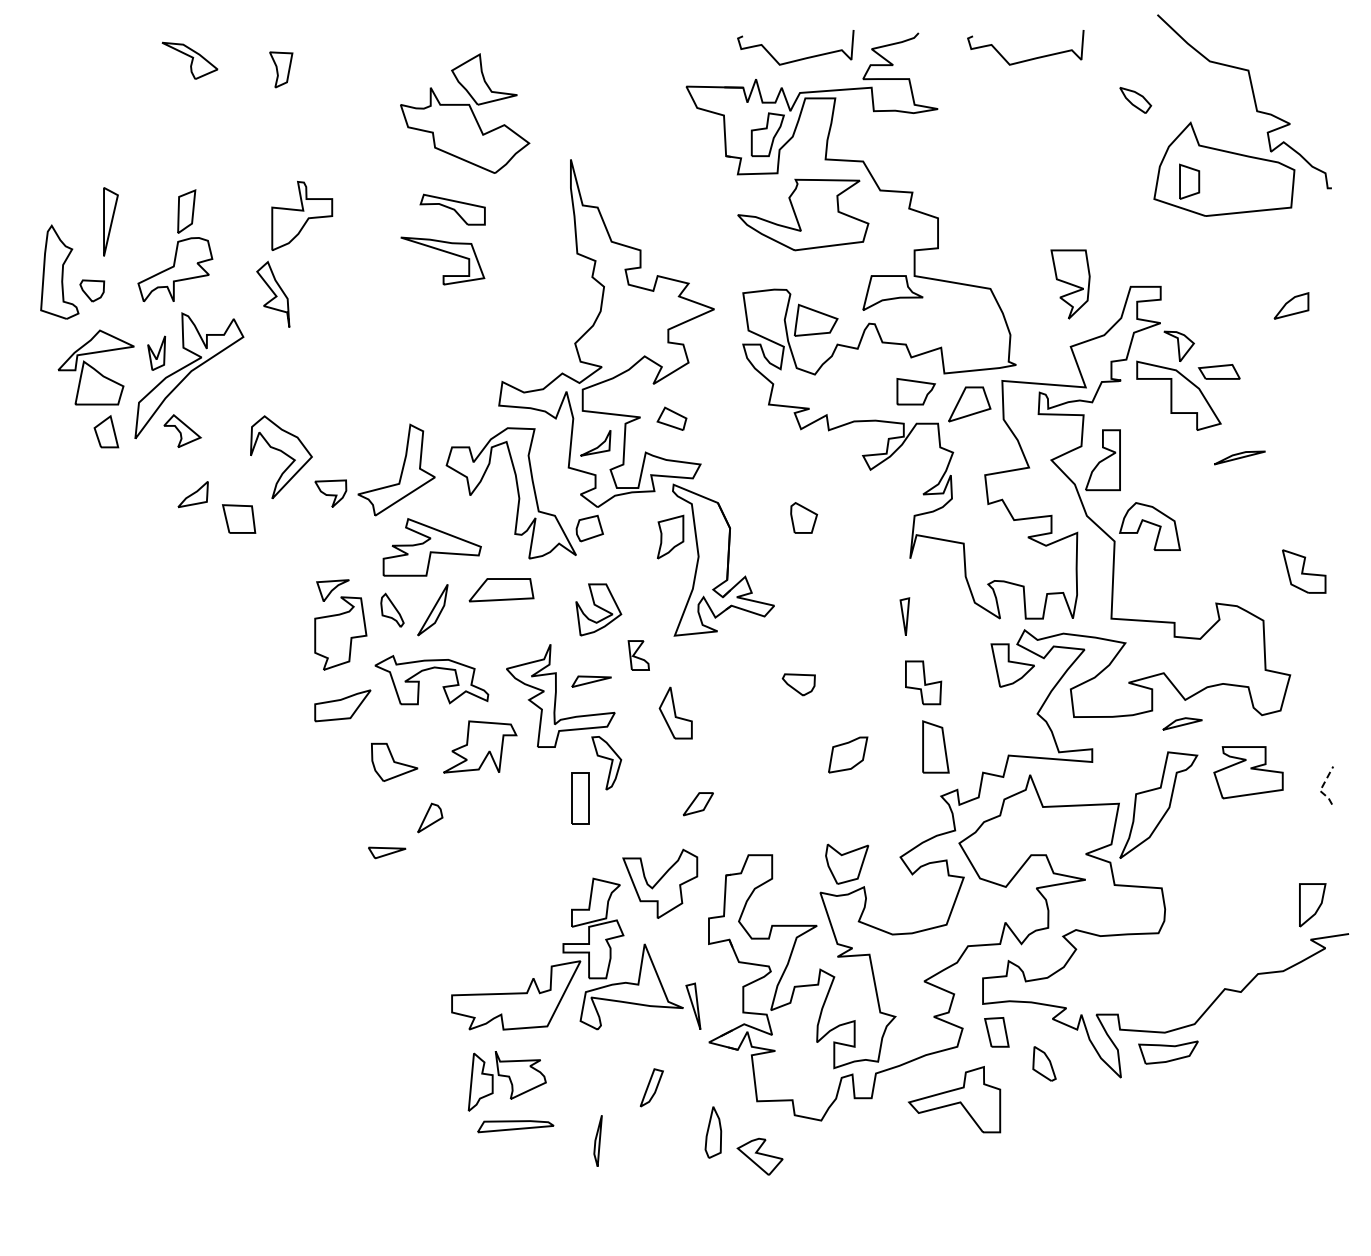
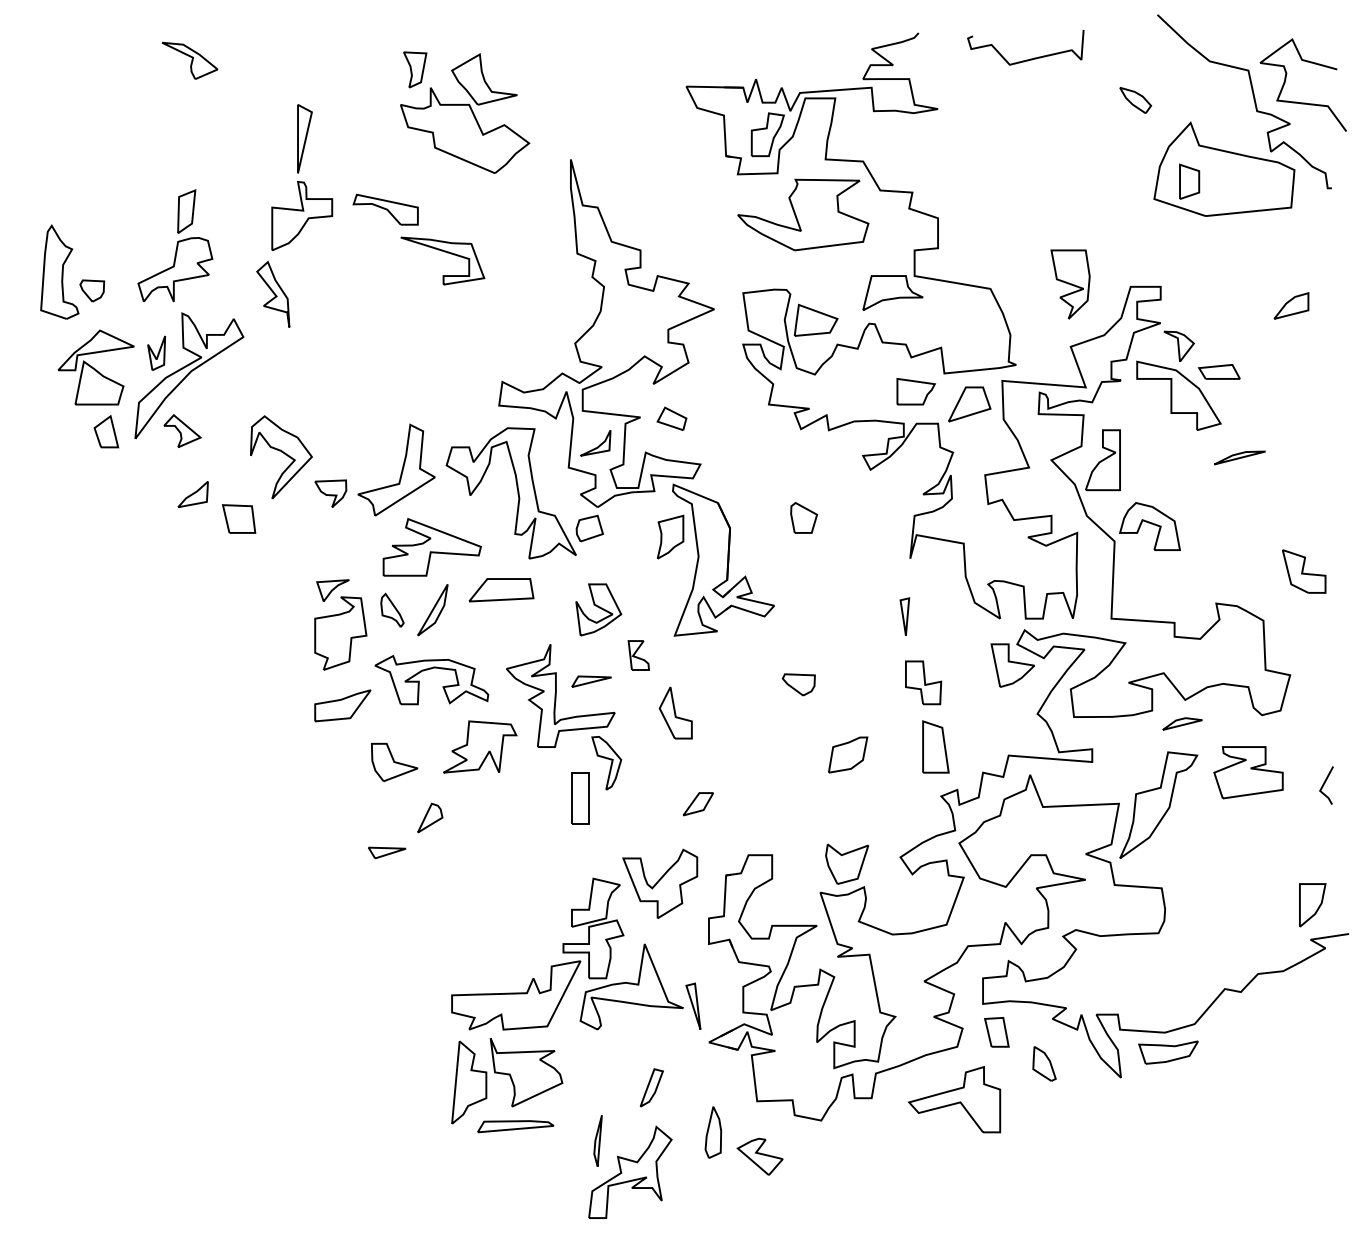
curve: present -> none (796, 59)
part position: (281, 69) -> (415, 69) (415, 69)
curve: none -> present (1286, 79)
part position: (452, 209) -> (385, 209) (385, 209)
part position: (110, 221) -> (304, 138) (304, 138)
line: dashed -> solid (1321, 788)
part size: 80x61 px -> 113x87 px (507, 1081)
part: none -> present (630, 1171)
